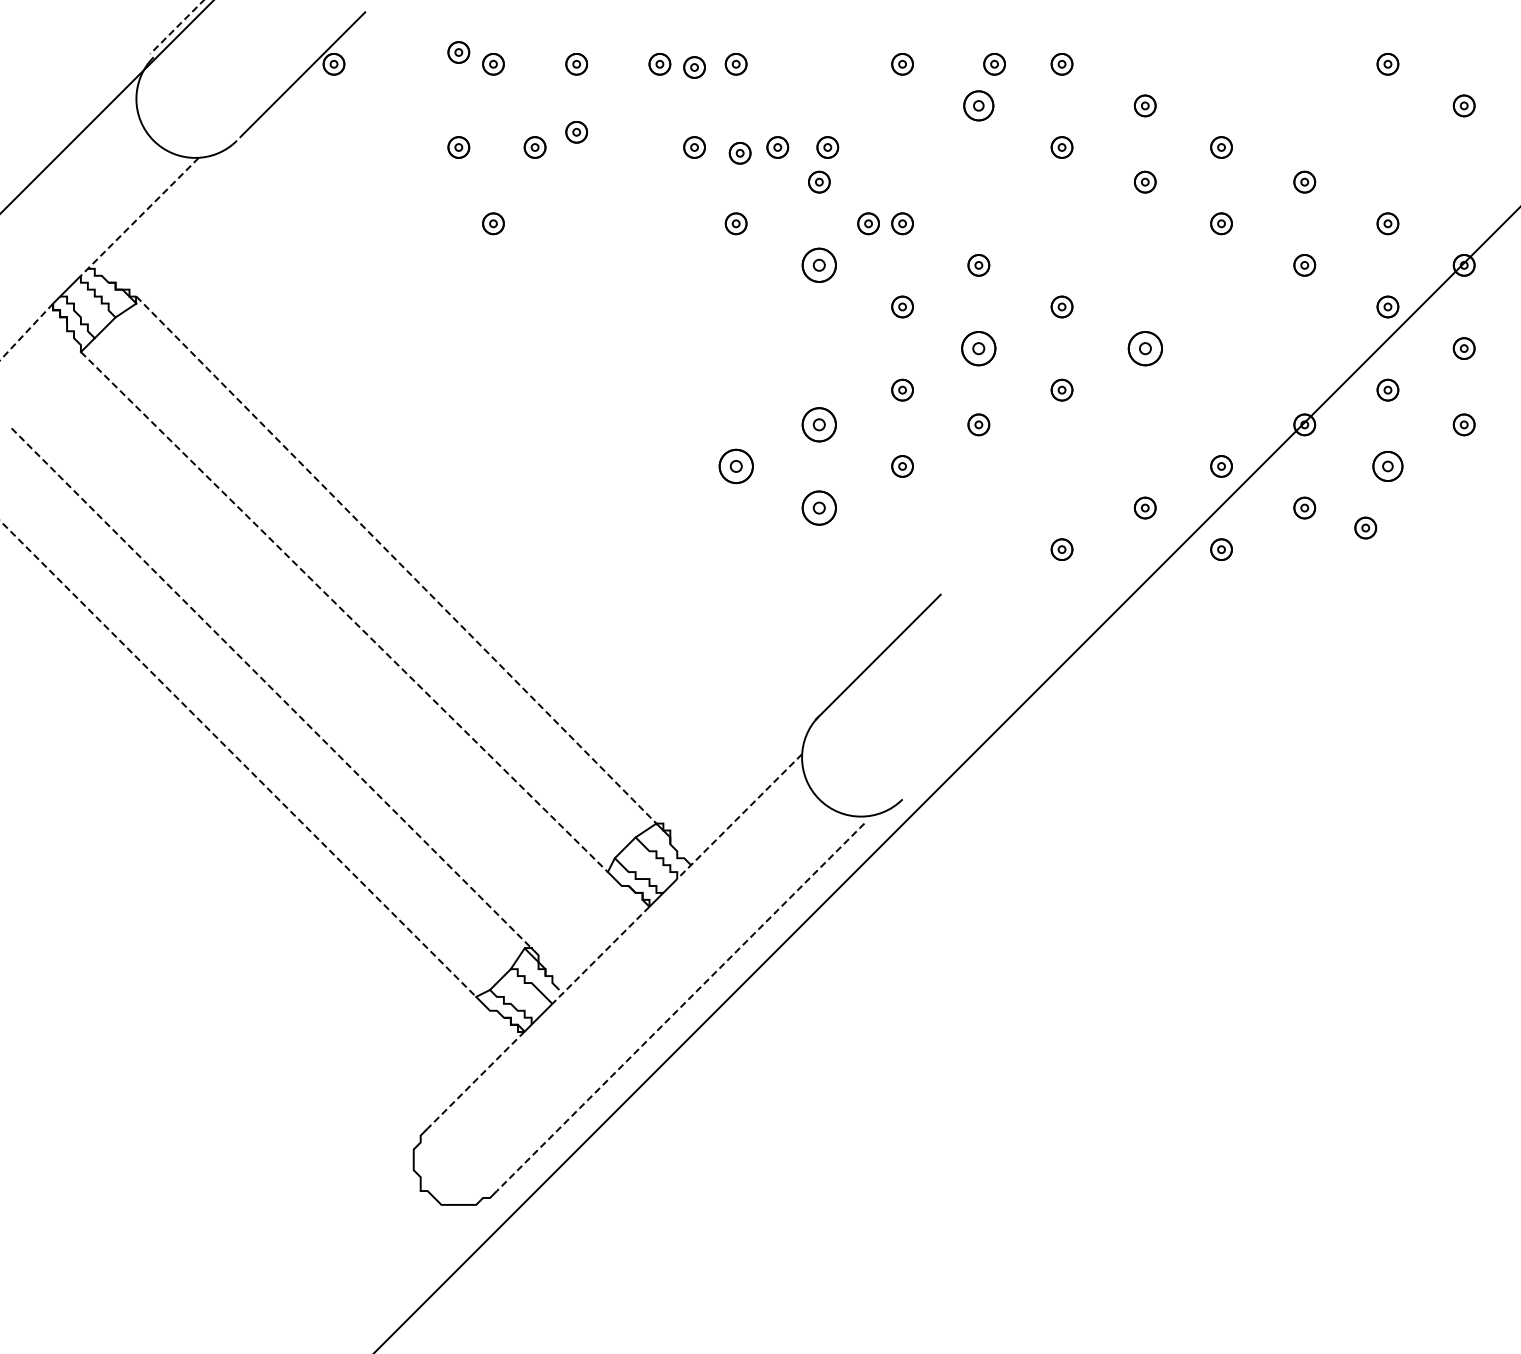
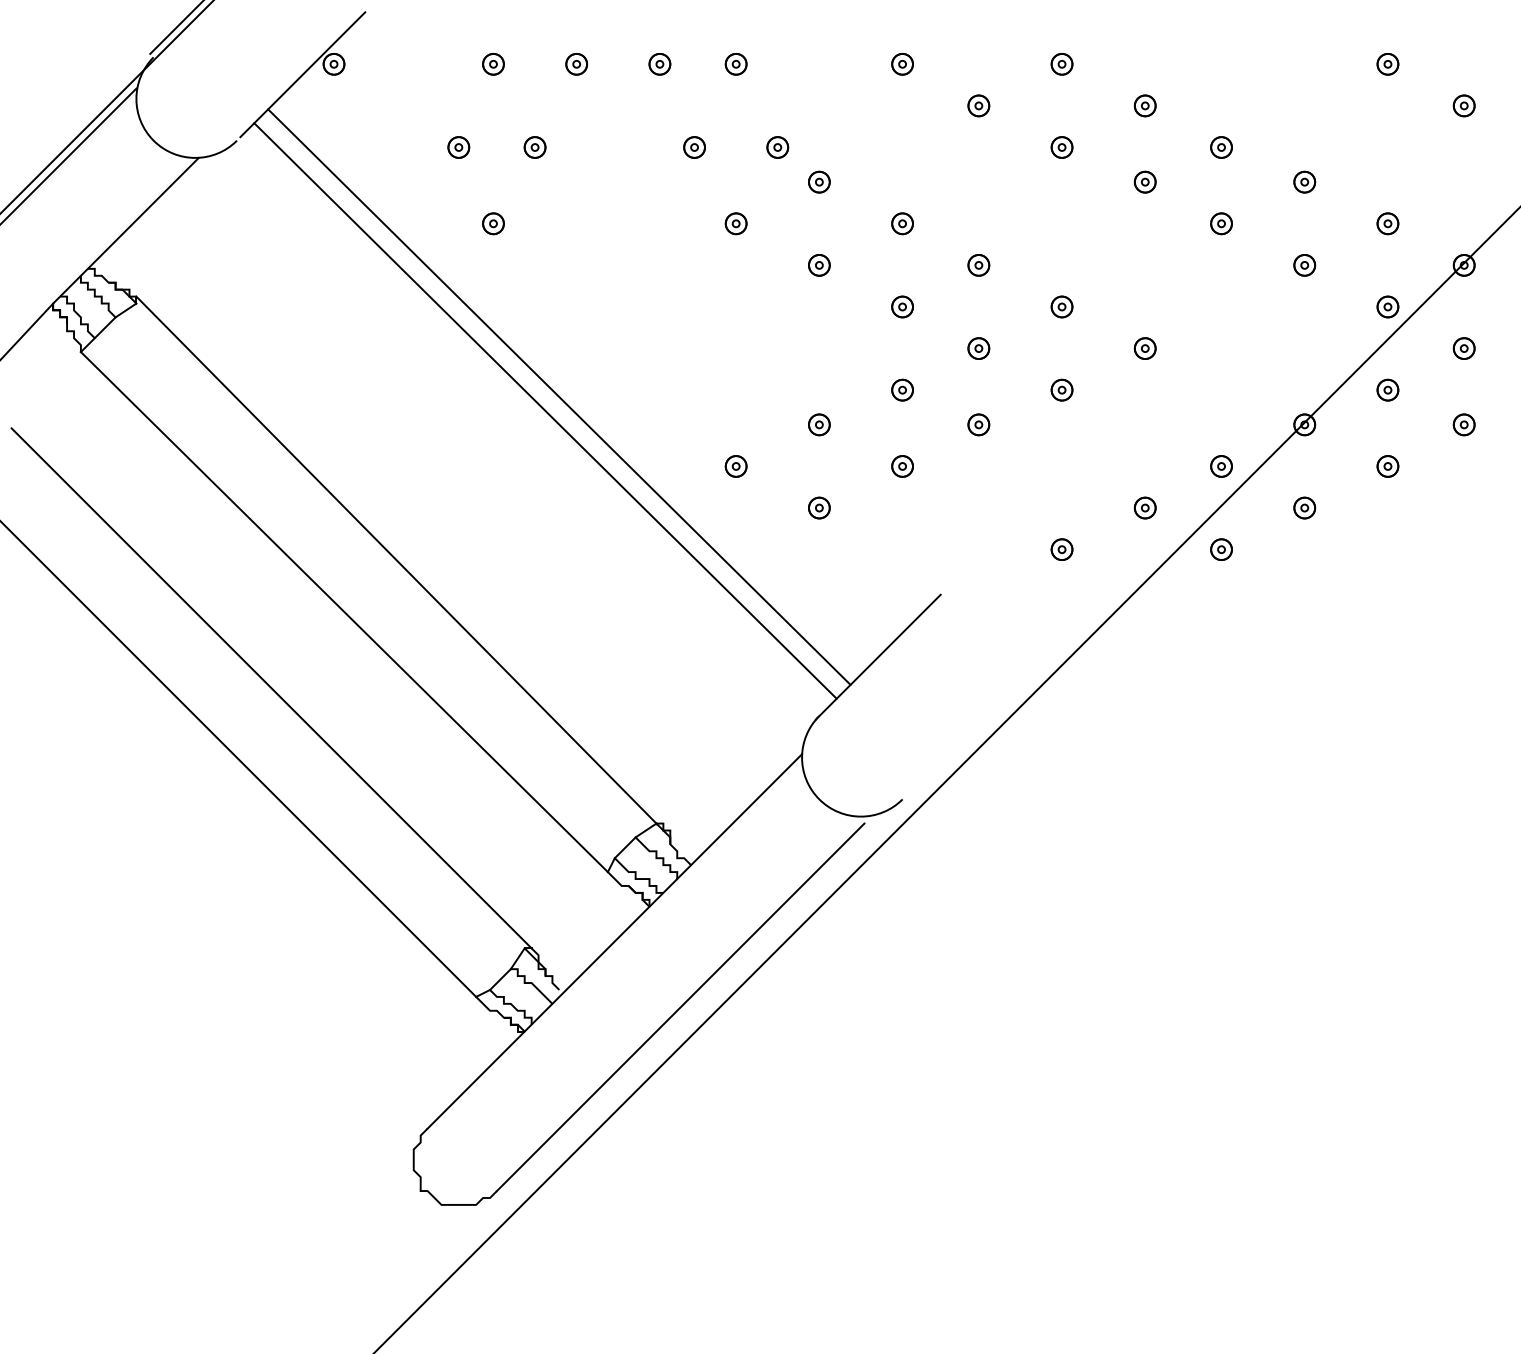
line: dashed -> solid (177, 27)
part: present -> none (458, 52)
part: present -> none (994, 64)
part: present -> none (694, 67)
part size: 32x32 px -> 24x24 px (978, 105)
part: present -> none (576, 132)
part: present -> none (827, 147)
part: present -> none (739, 153)
line: none -> present (69, 155)
line: dashed -> solid (139, 217)
part: present -> none (868, 223)
part size: 36x36 px -> 23x23 px (819, 265)
line: dashed -> solid (26, 331)
part size: 36x36 px -> 24x23 px (978, 348)
part size: 36x36 px -> 24x23 px (1144, 348)
line: none -> present (559, 396)
line: none -> present (545, 410)
part size: 36x36 px -> 23x24 px (819, 424)
part size: 36x36 px -> 24x23 px (735, 466)
part size: 32x31 px -> 24x23 px (1387, 466)
part size: 36x36 px -> 23x24 px (819, 507)
part: present -> none (1365, 527)
line: dashed -> solid (396, 560)
line: dashed -> solid (344, 612)
line: dashed -> solid (271, 688)
line: dashed -> solid (238, 759)
line: dashed -> solid (739, 816)
line: dashed -> solid (600, 955)
line: dashed -> solid (680, 1007)
line: dashed -> solid (476, 1080)
